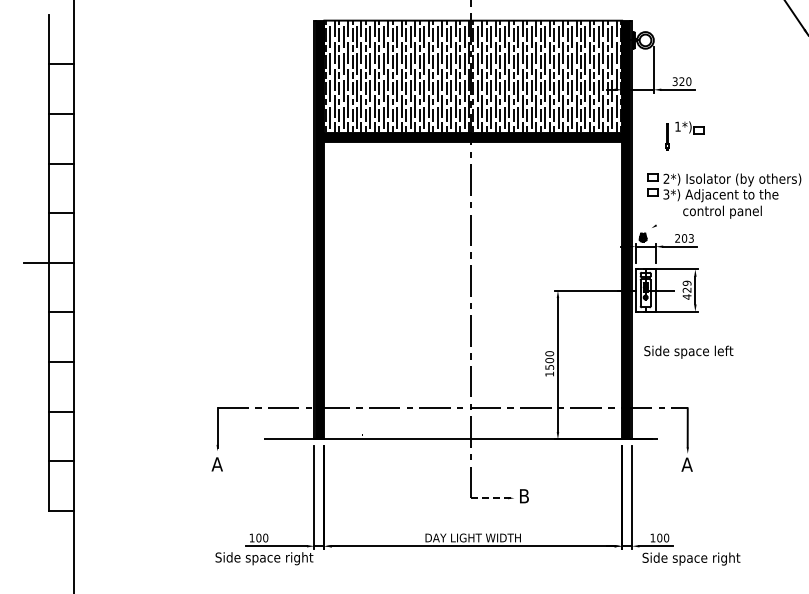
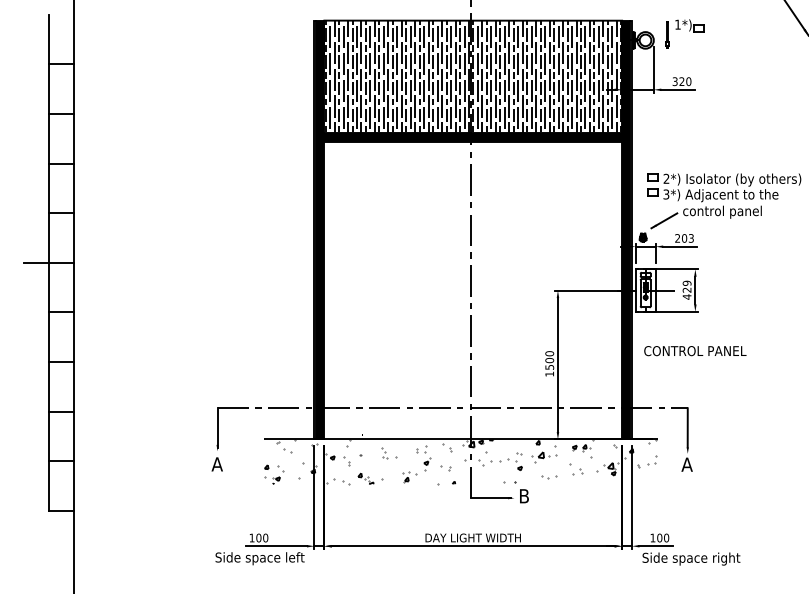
part position: (684, 135) -> (684, 33) (684, 33)
line: none -> present (664, 220)
text: Side space left -> CONTROL PANEL (695, 351)
hatch: none -> present (459, 461)
line: dashed -> solid (491, 498)
text: Side space right -> Side space left (299, 558)
